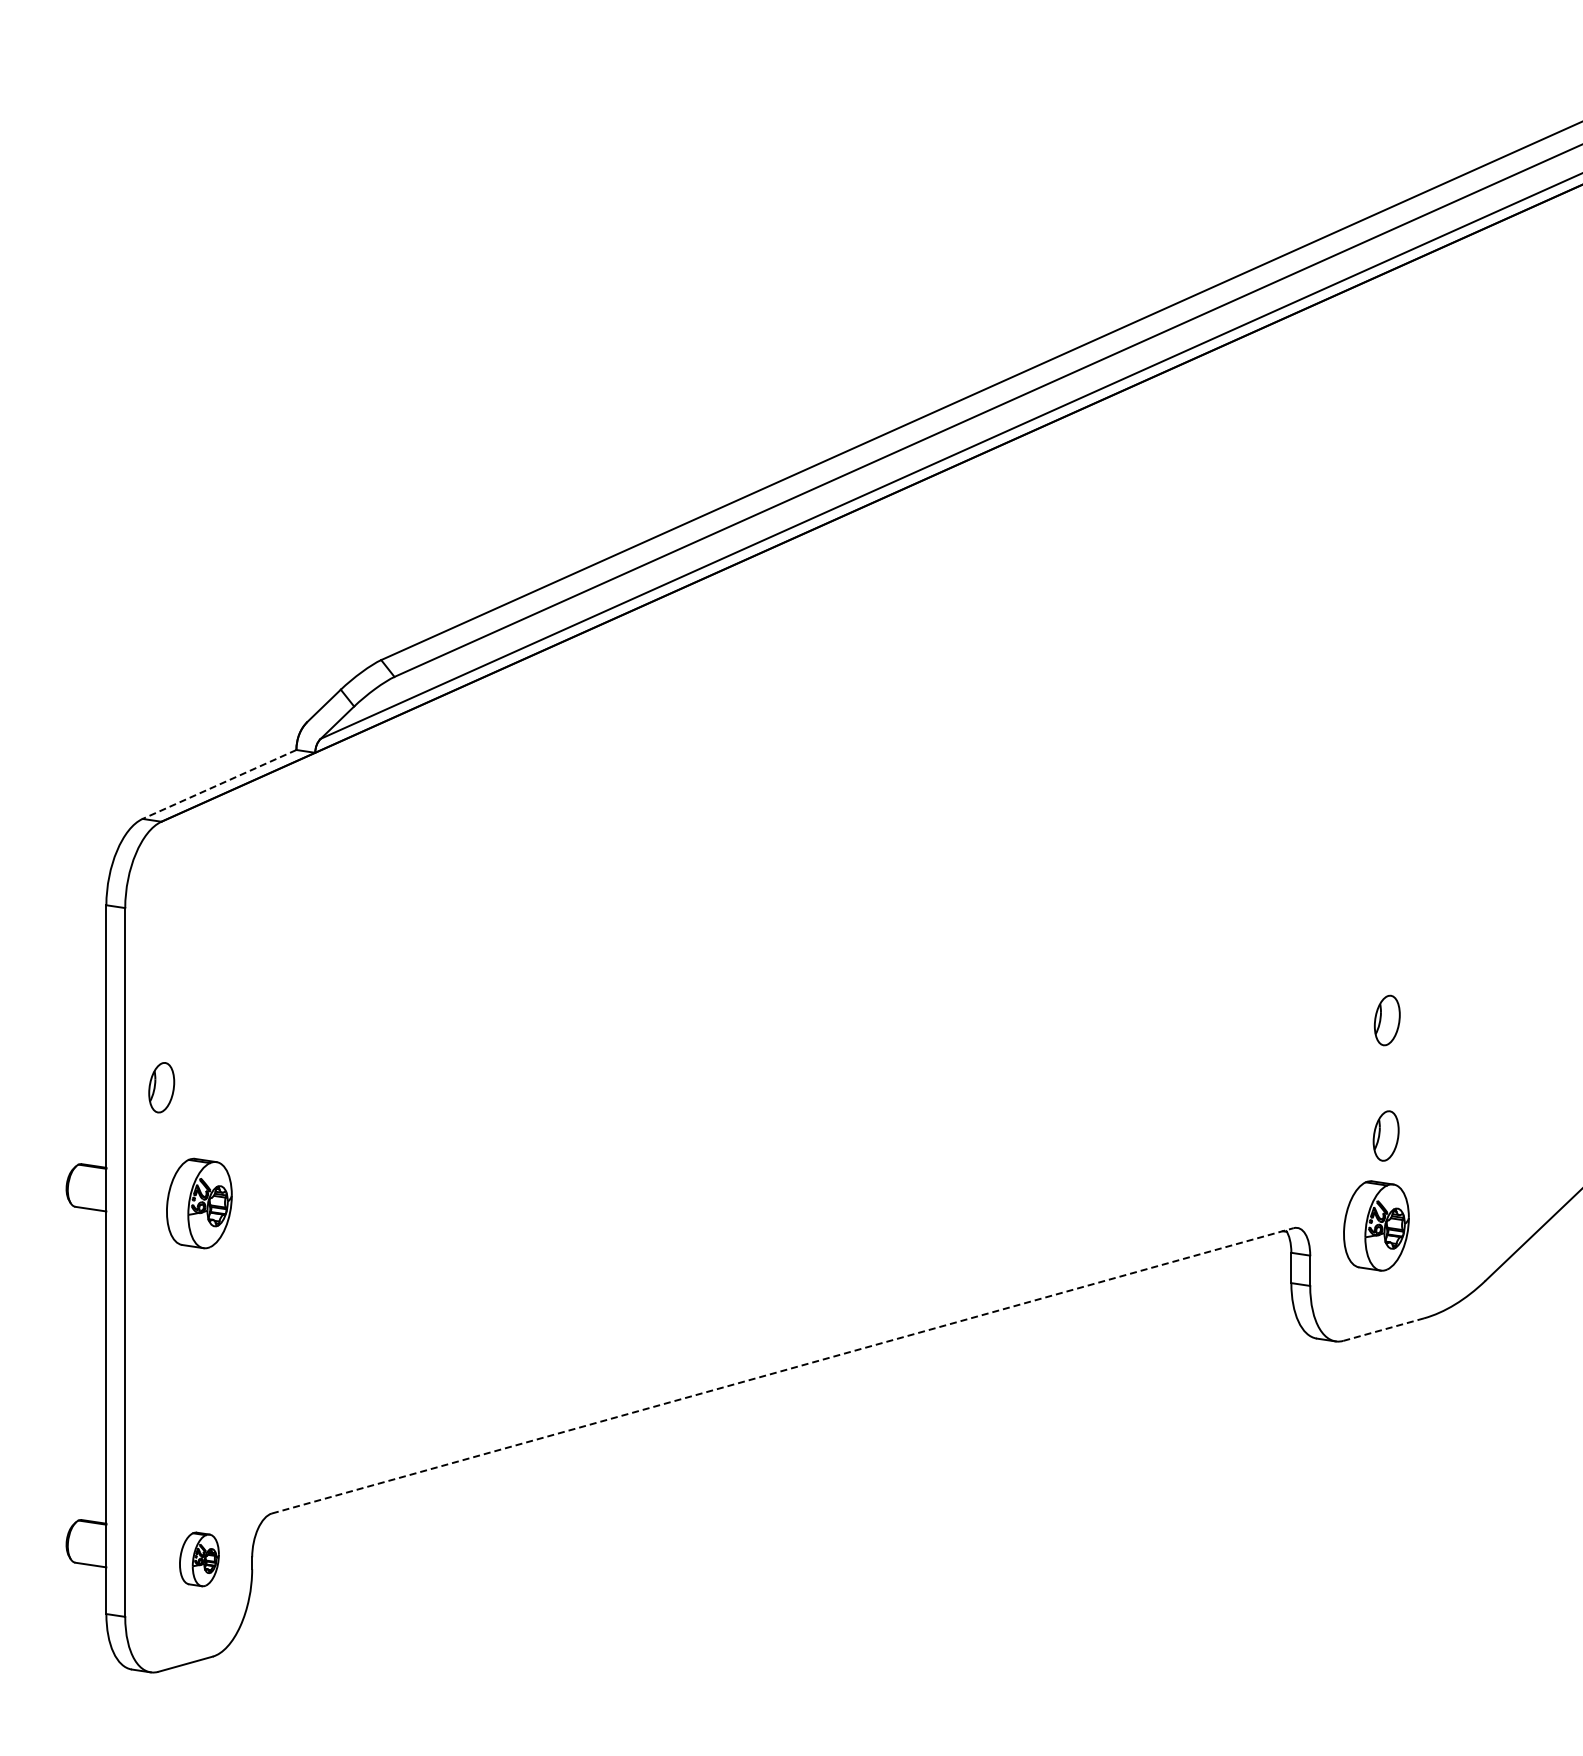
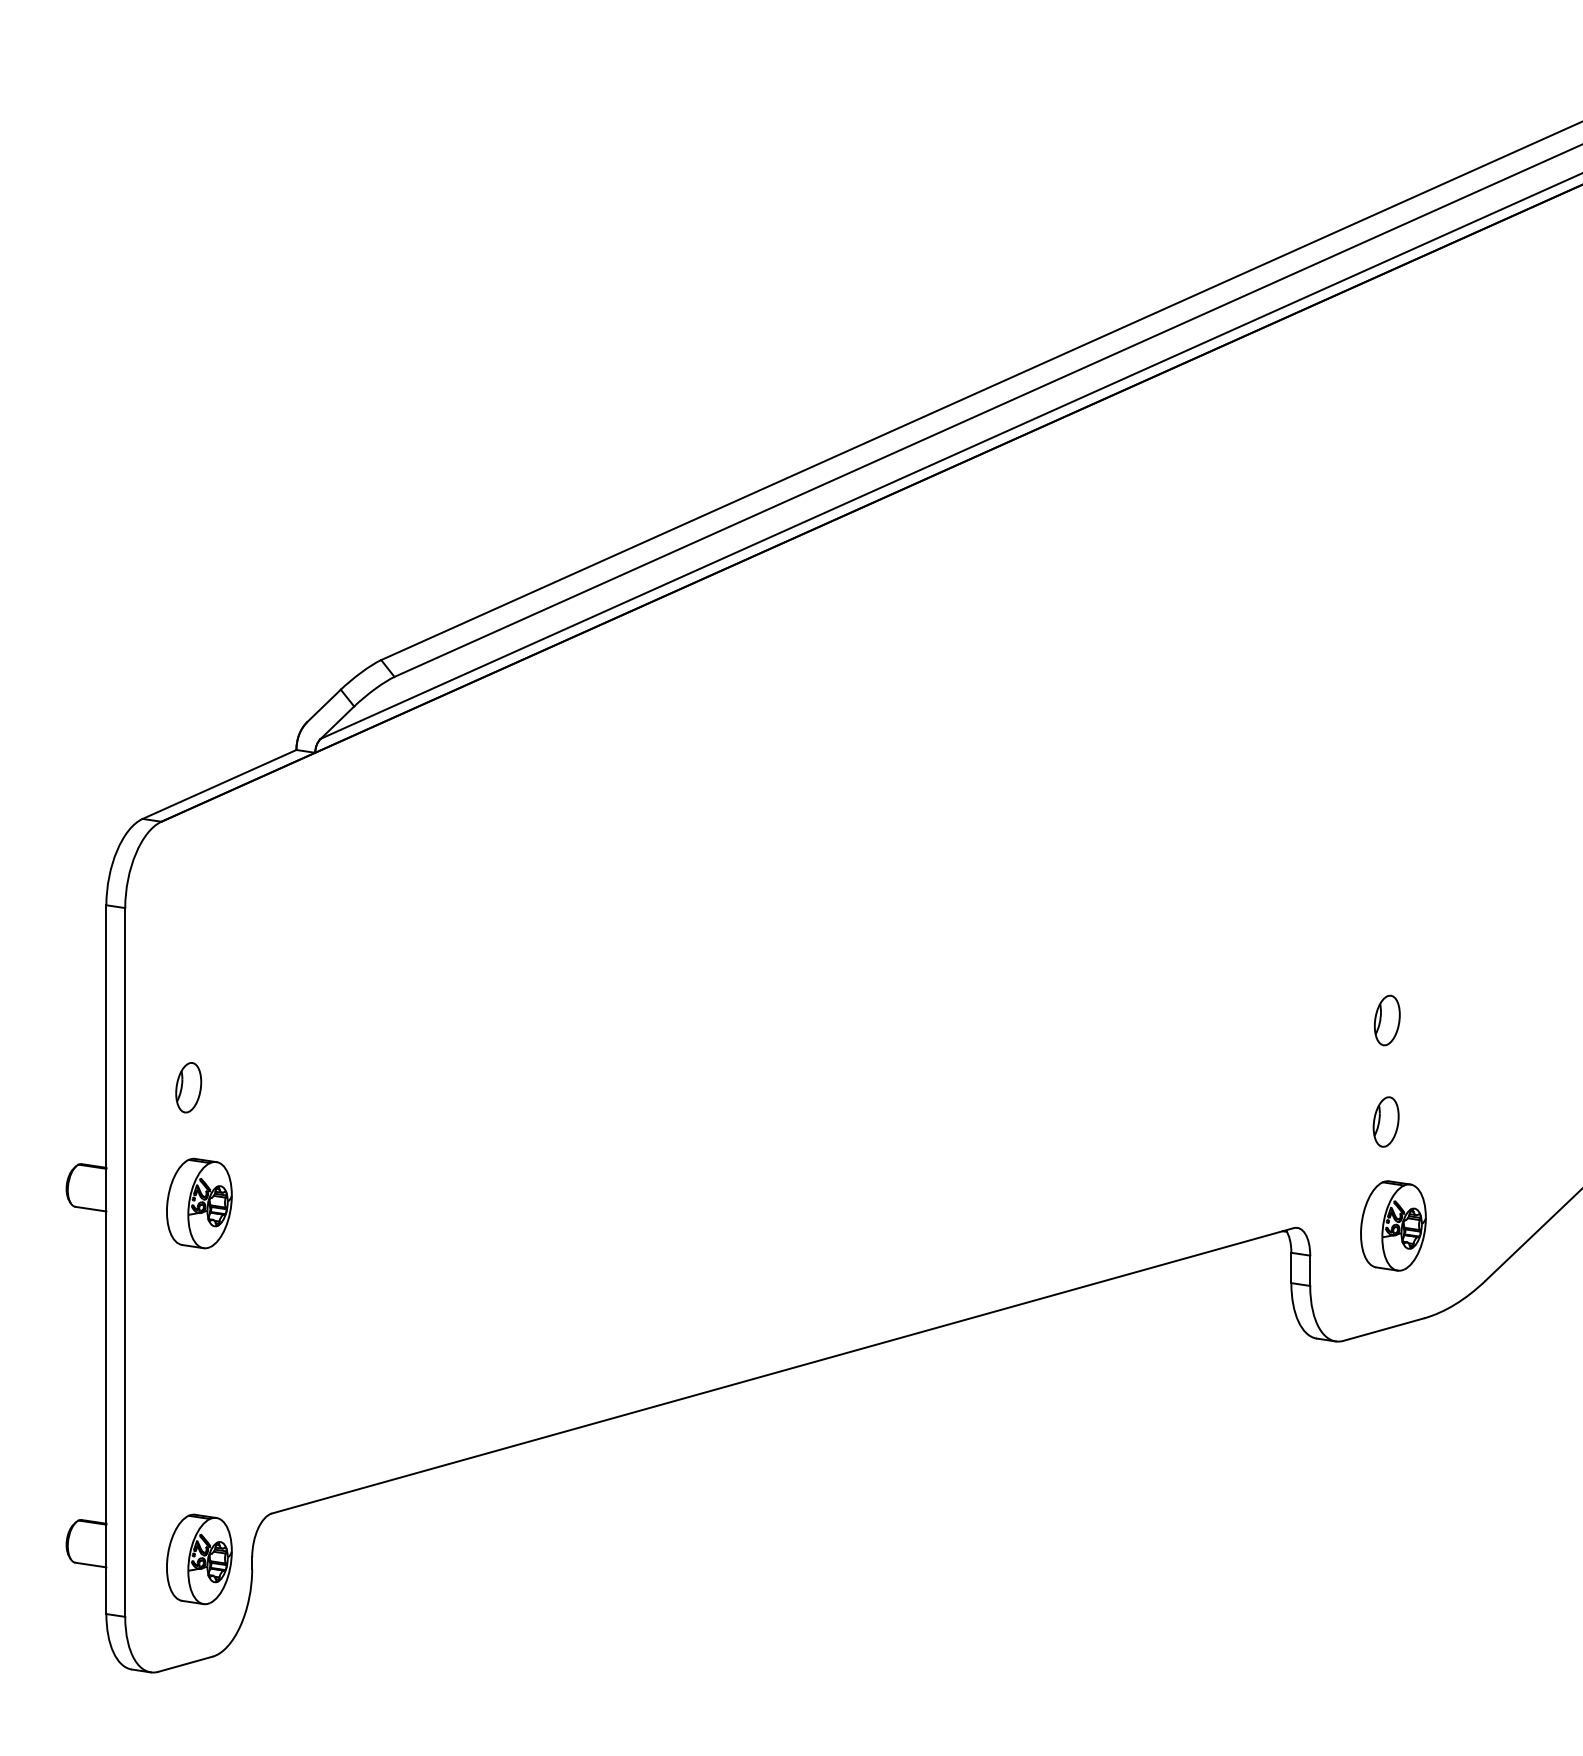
line: dashed -> solid (219, 784)
part position: (161, 1087) -> (188, 1087) (188, 1087)
part position: (1385, 1135) -> (1385, 1121) (1385, 1121)
part position: (1376, 1225) -> (1393, 1225) (1393, 1225)
line: dashed -> solid (1383, 1329)
line: dashed -> solid (783, 1370)
part size: 41x57 px -> 67x93 px (199, 1559)
